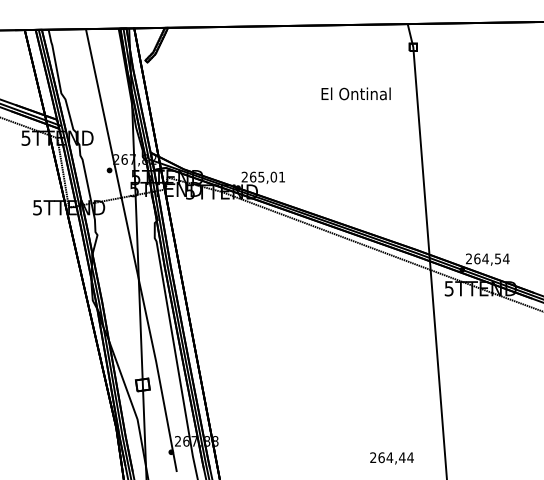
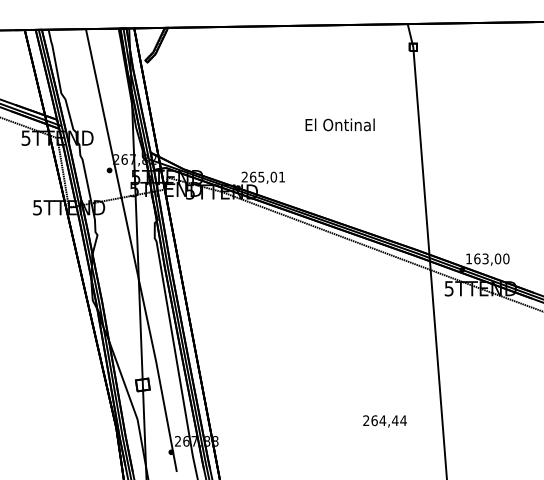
text position: (355, 93) -> (339, 124) (339, 124)
text: 264,54 -> 163,00 (487, 258)
text position: (391, 458) -> (384, 421) (384, 421)
